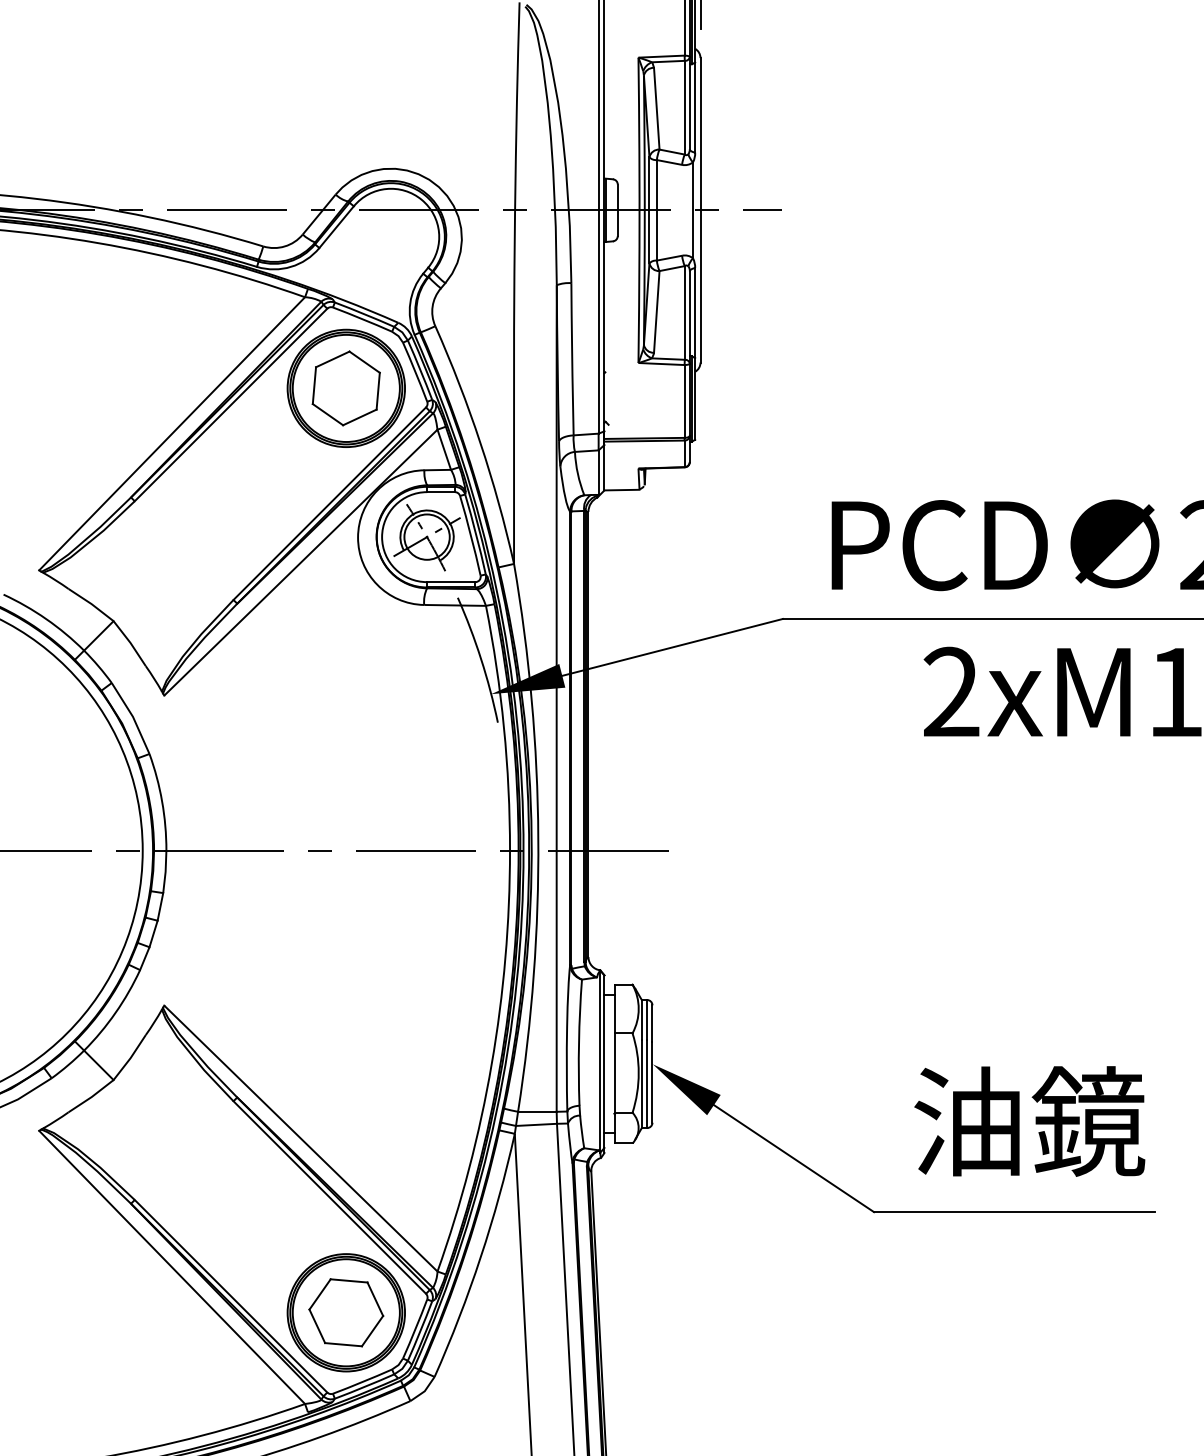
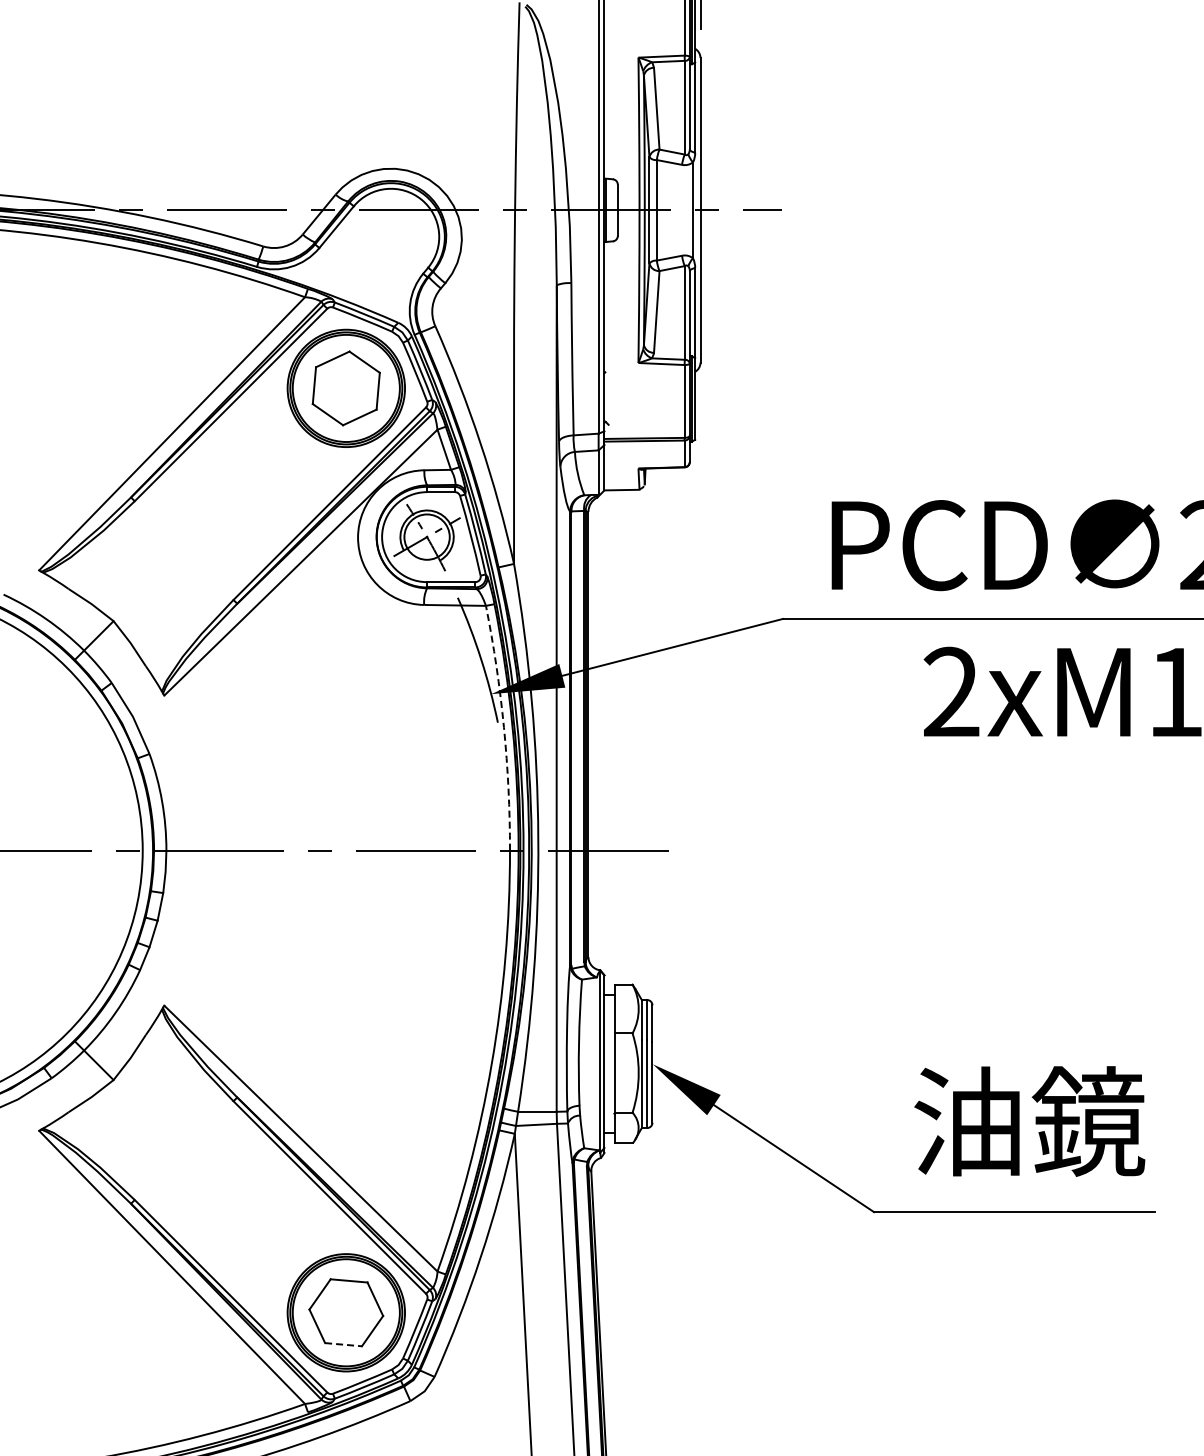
arc: solid -> dashed (503, 727)
line: solid -> dashed (344, 1344)
